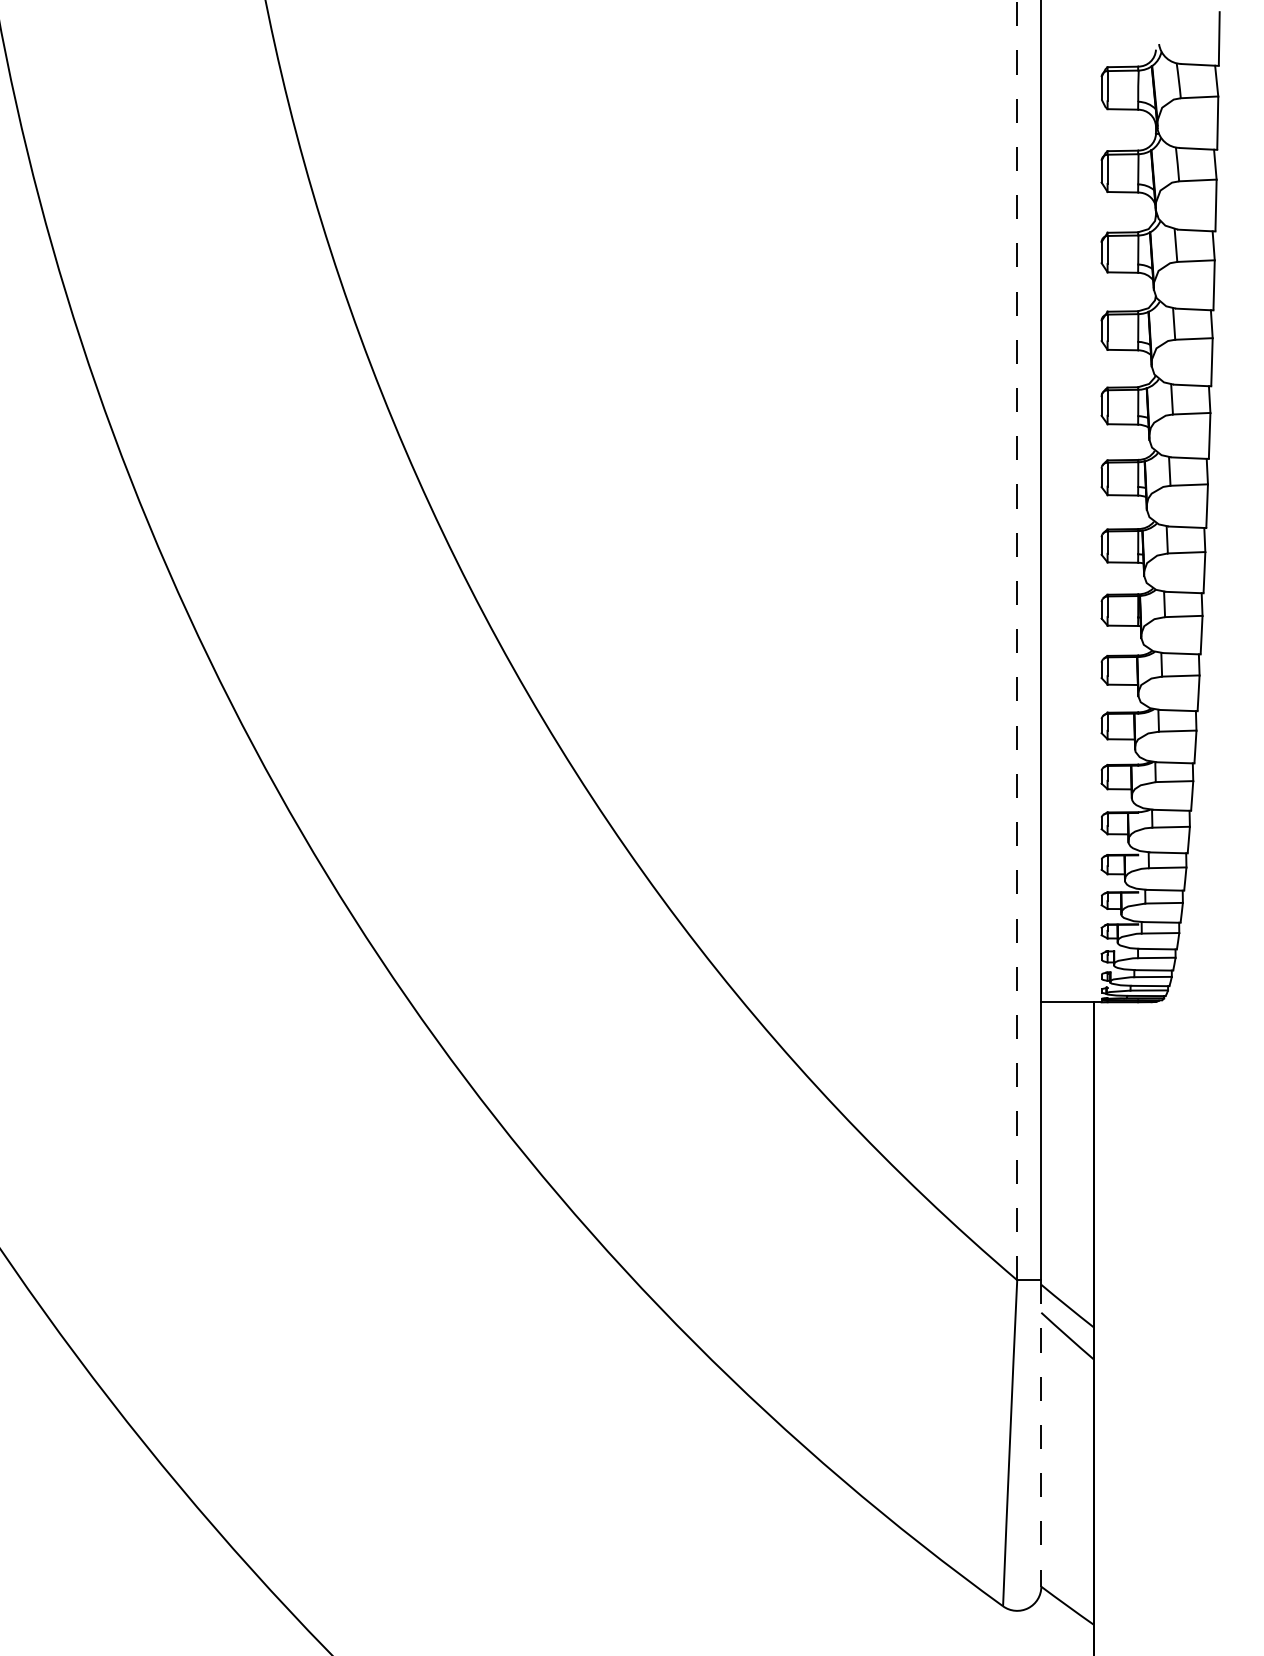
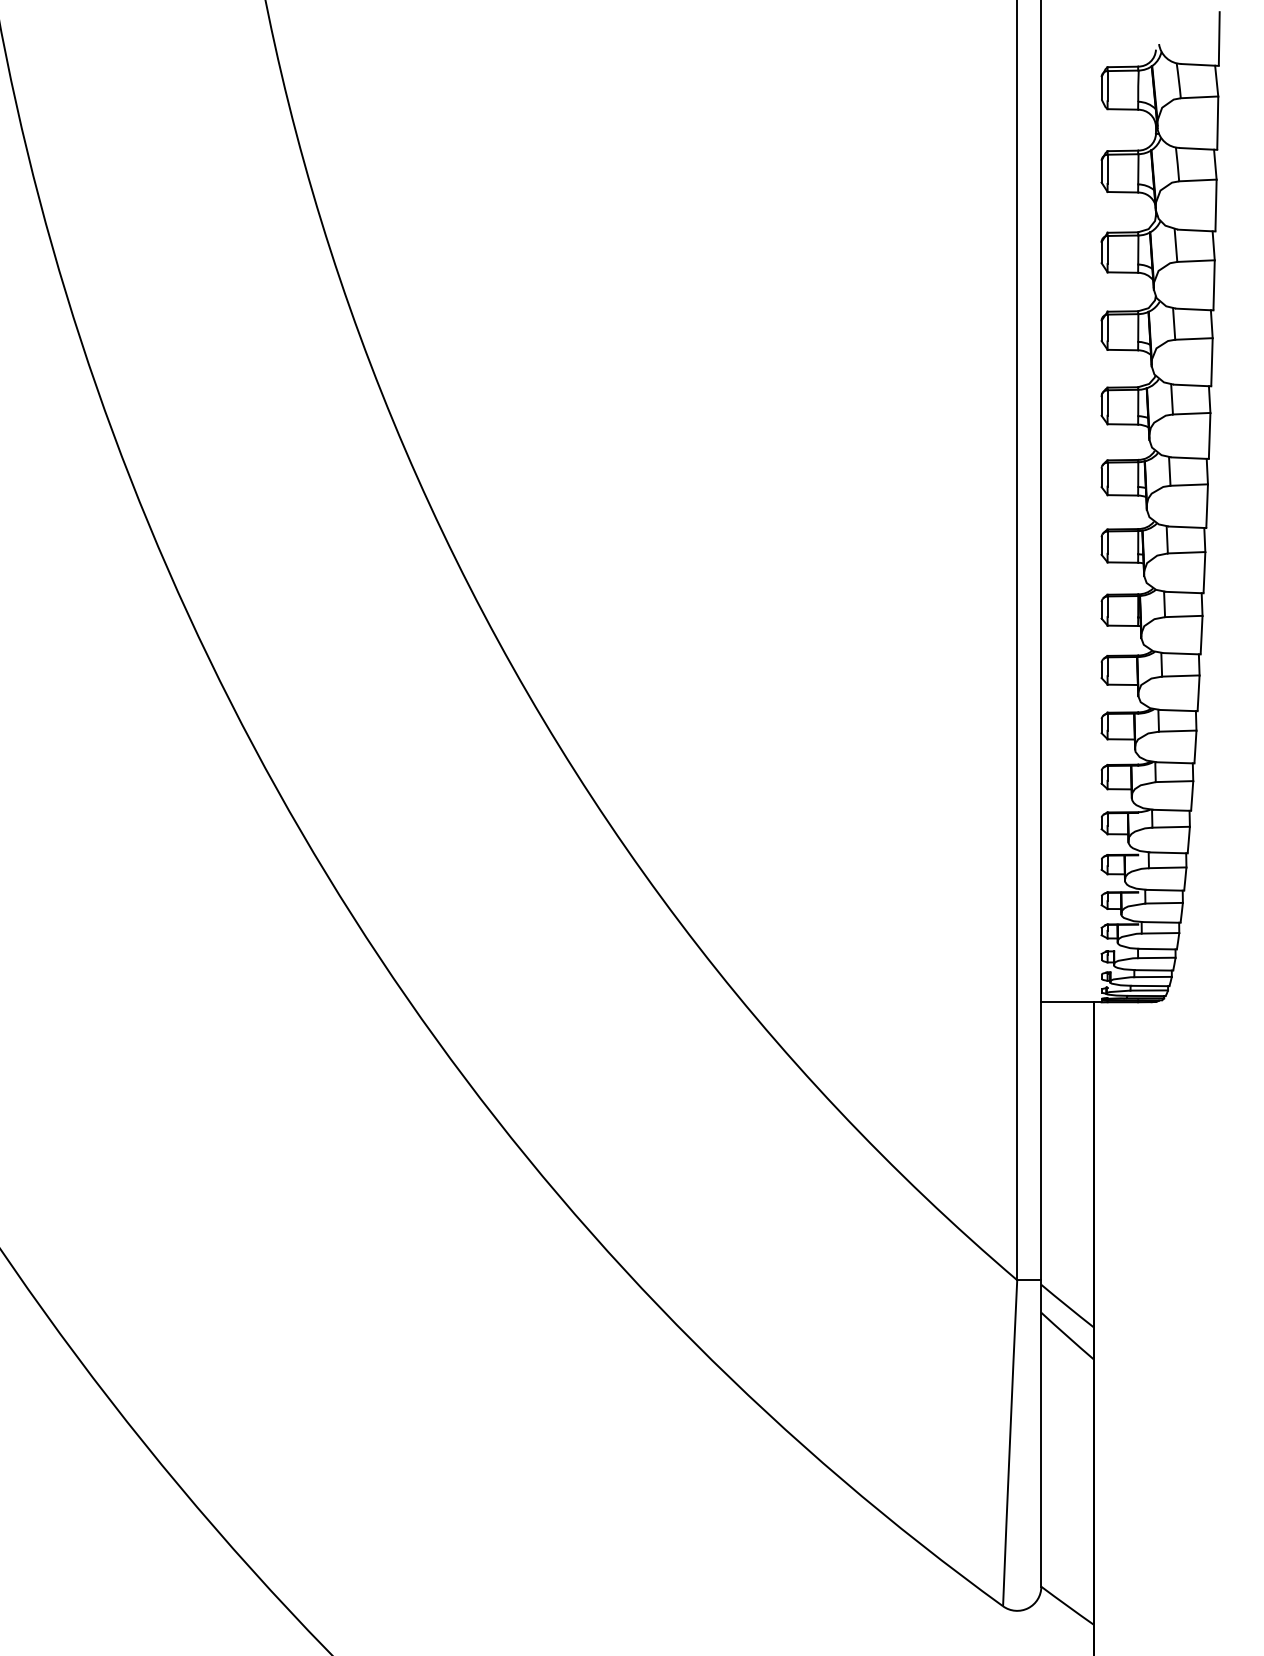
line: dashed -> solid (1017, 640)
line: dashed -> solid (1041, 1433)
